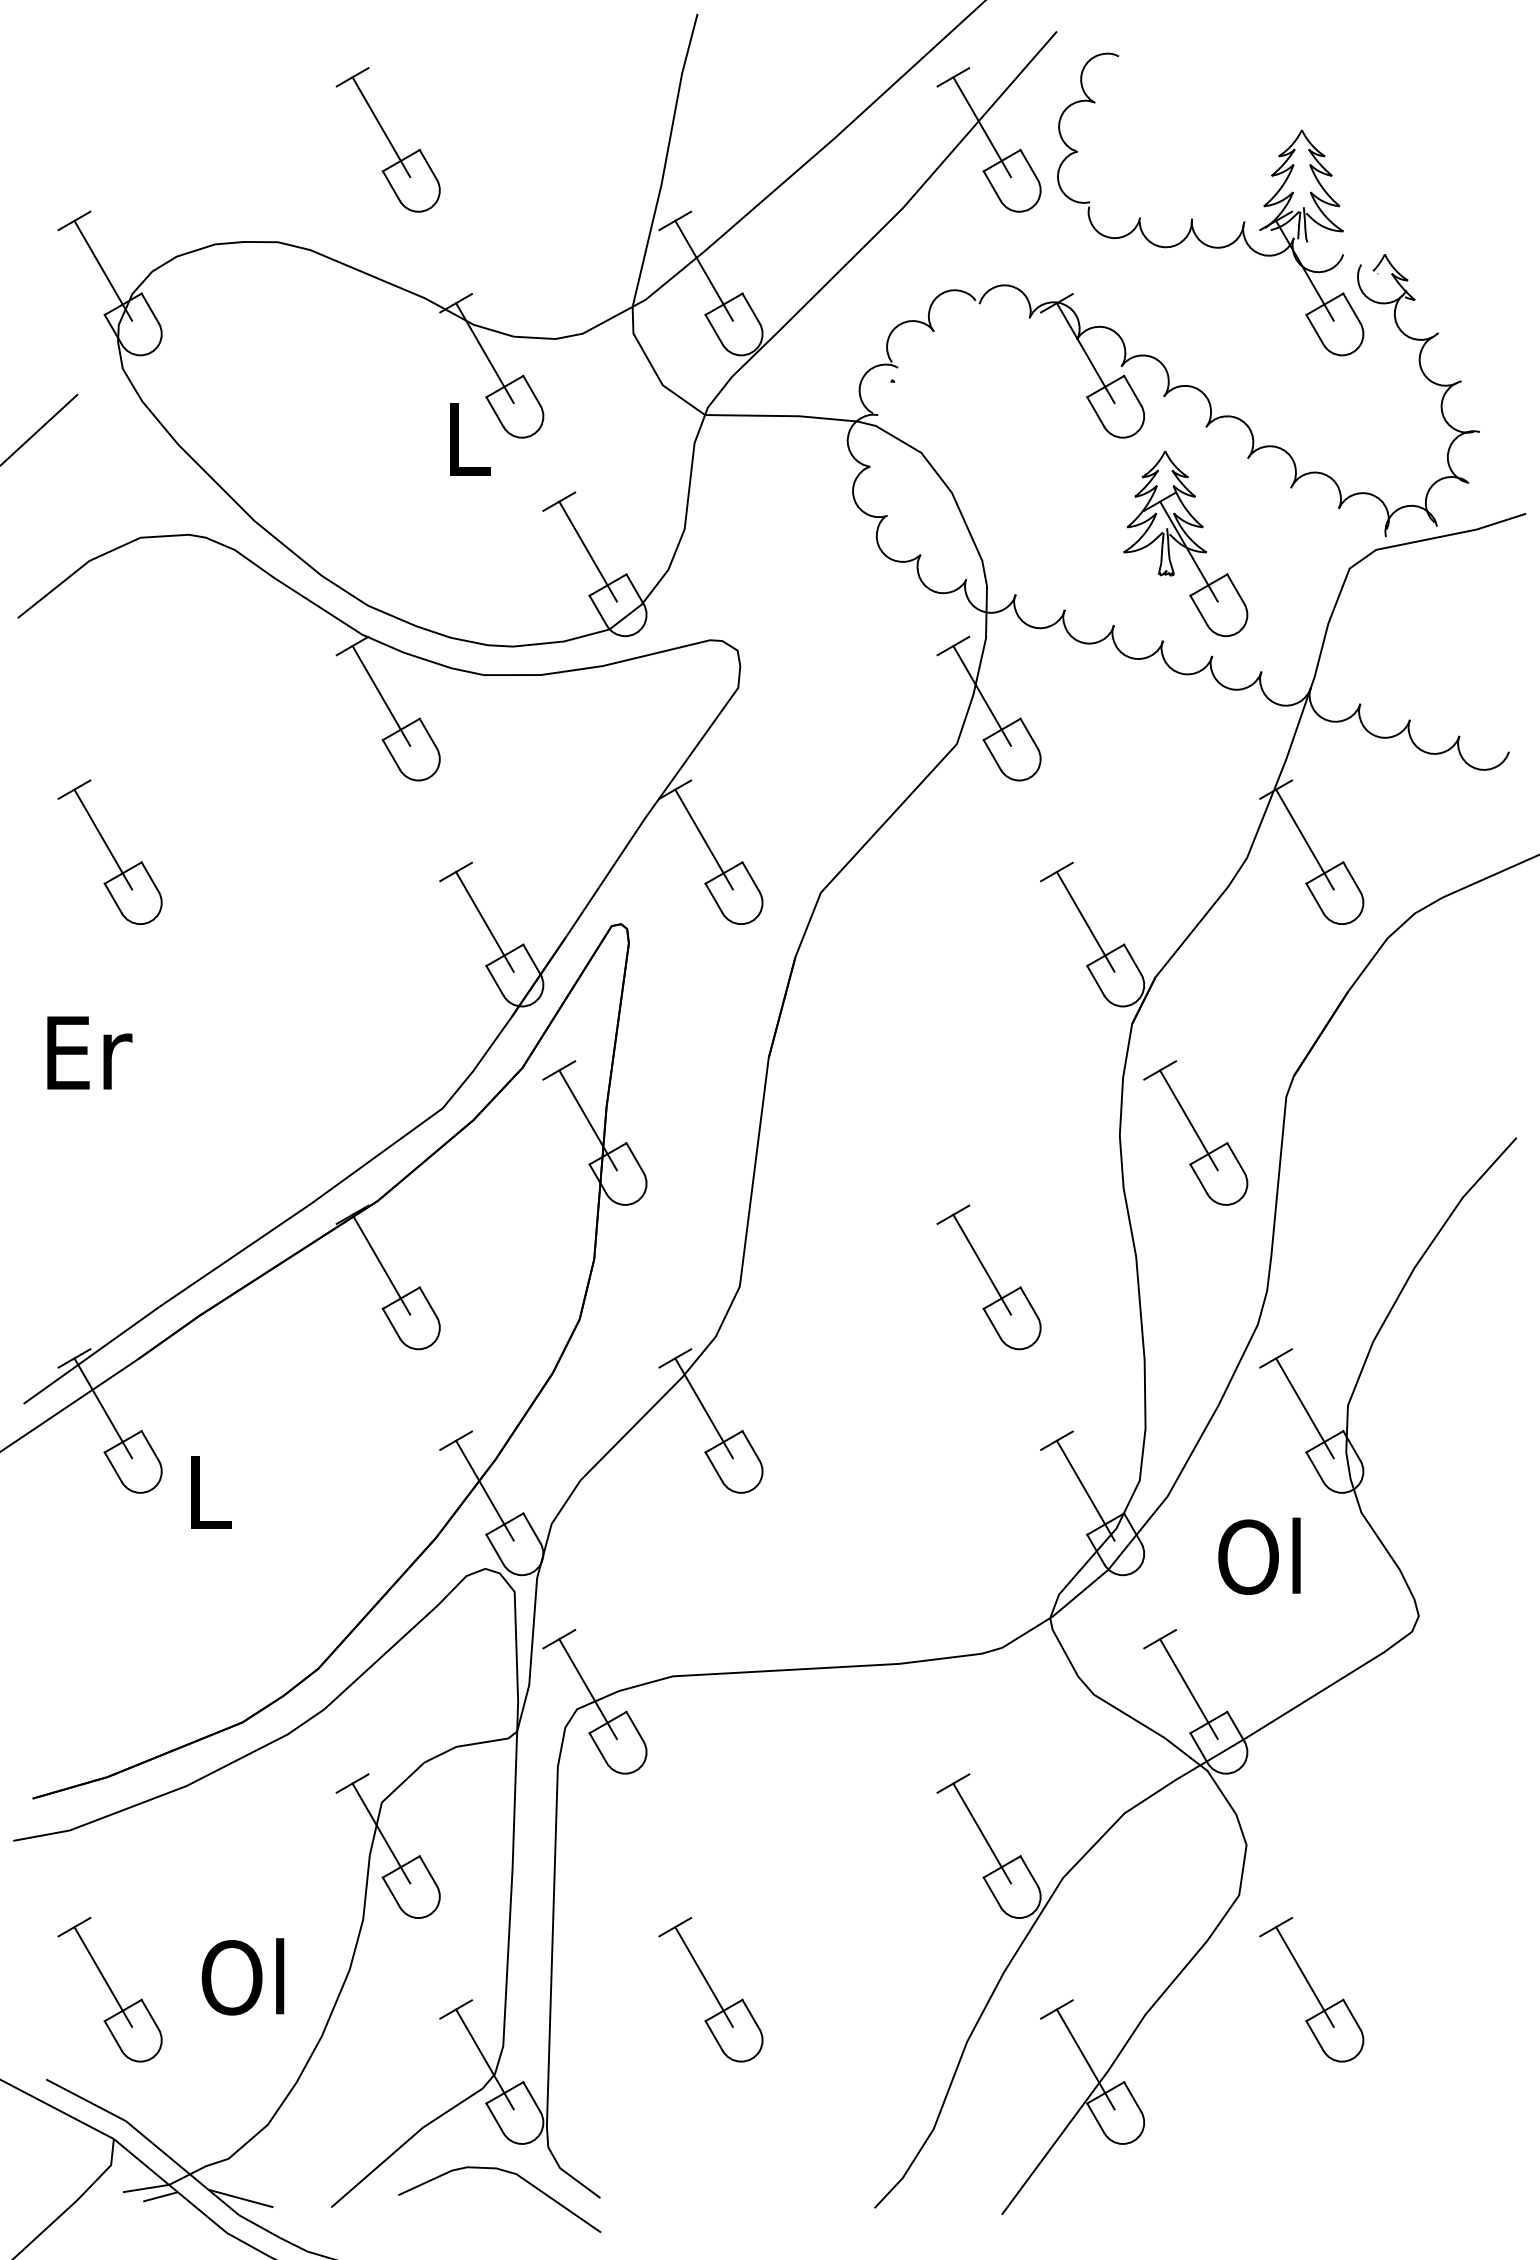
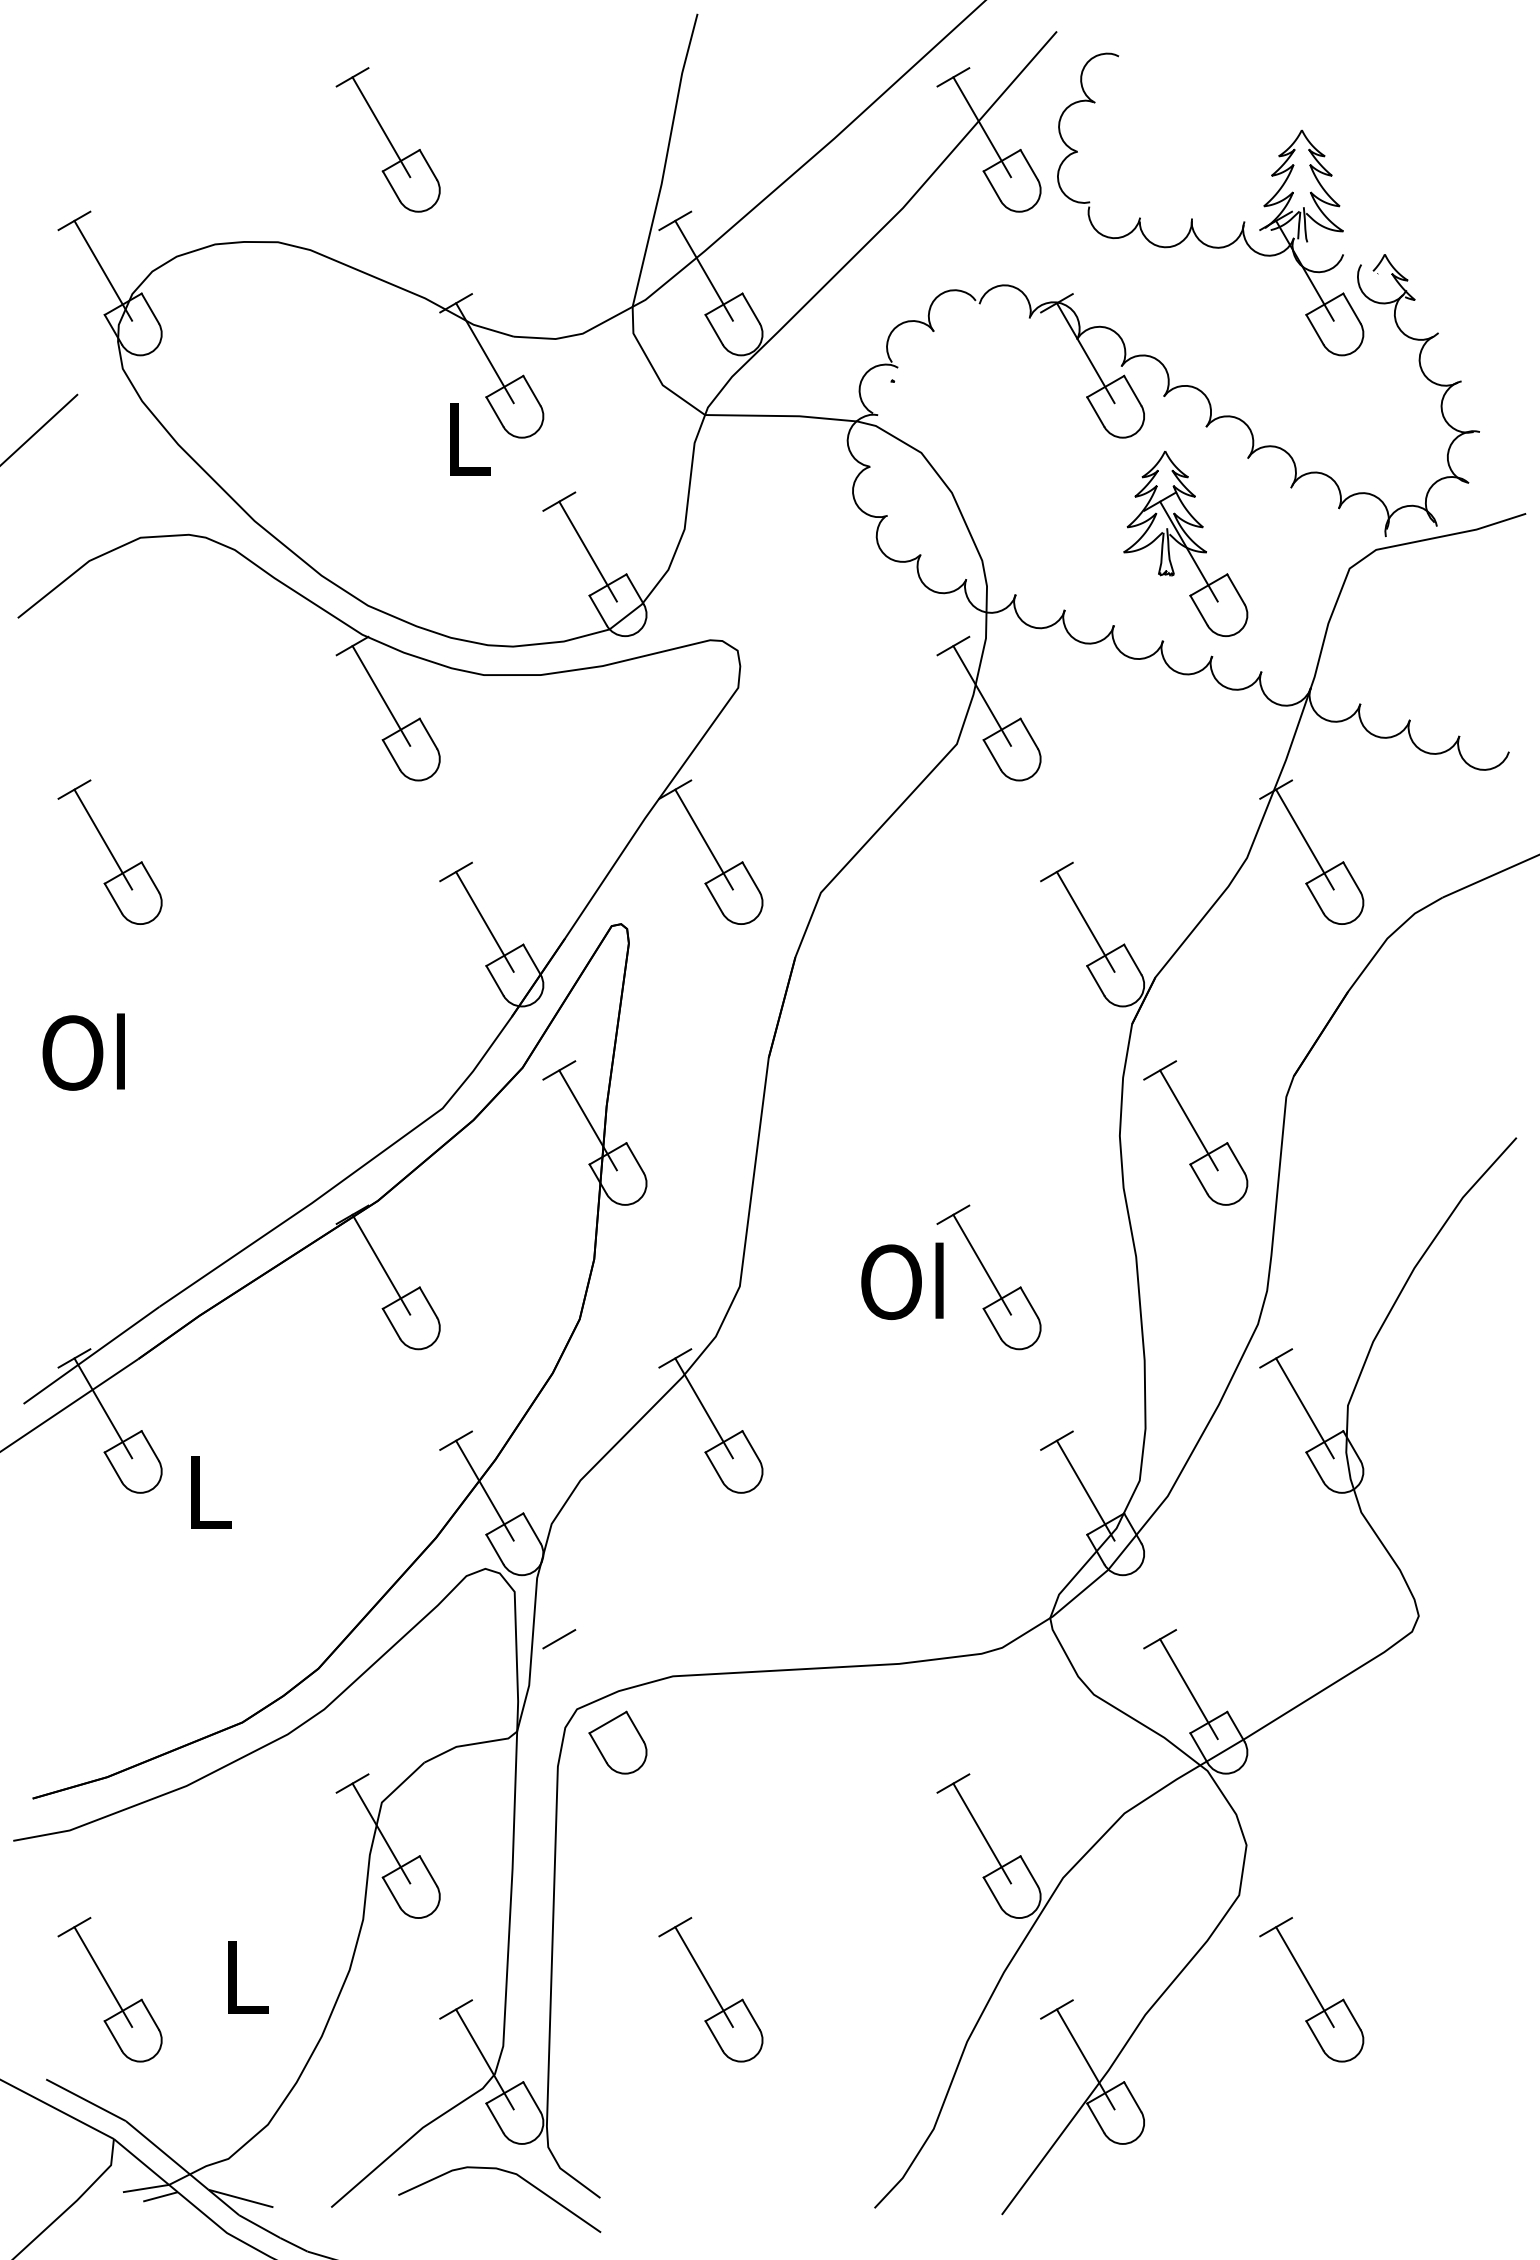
text: Er -> Ol (87, 1051)
text position: (1259, 1556) -> (902, 1281) (902, 1281)
line: present -> none (587, 1689)
text: Ol -> L (242, 1976)
